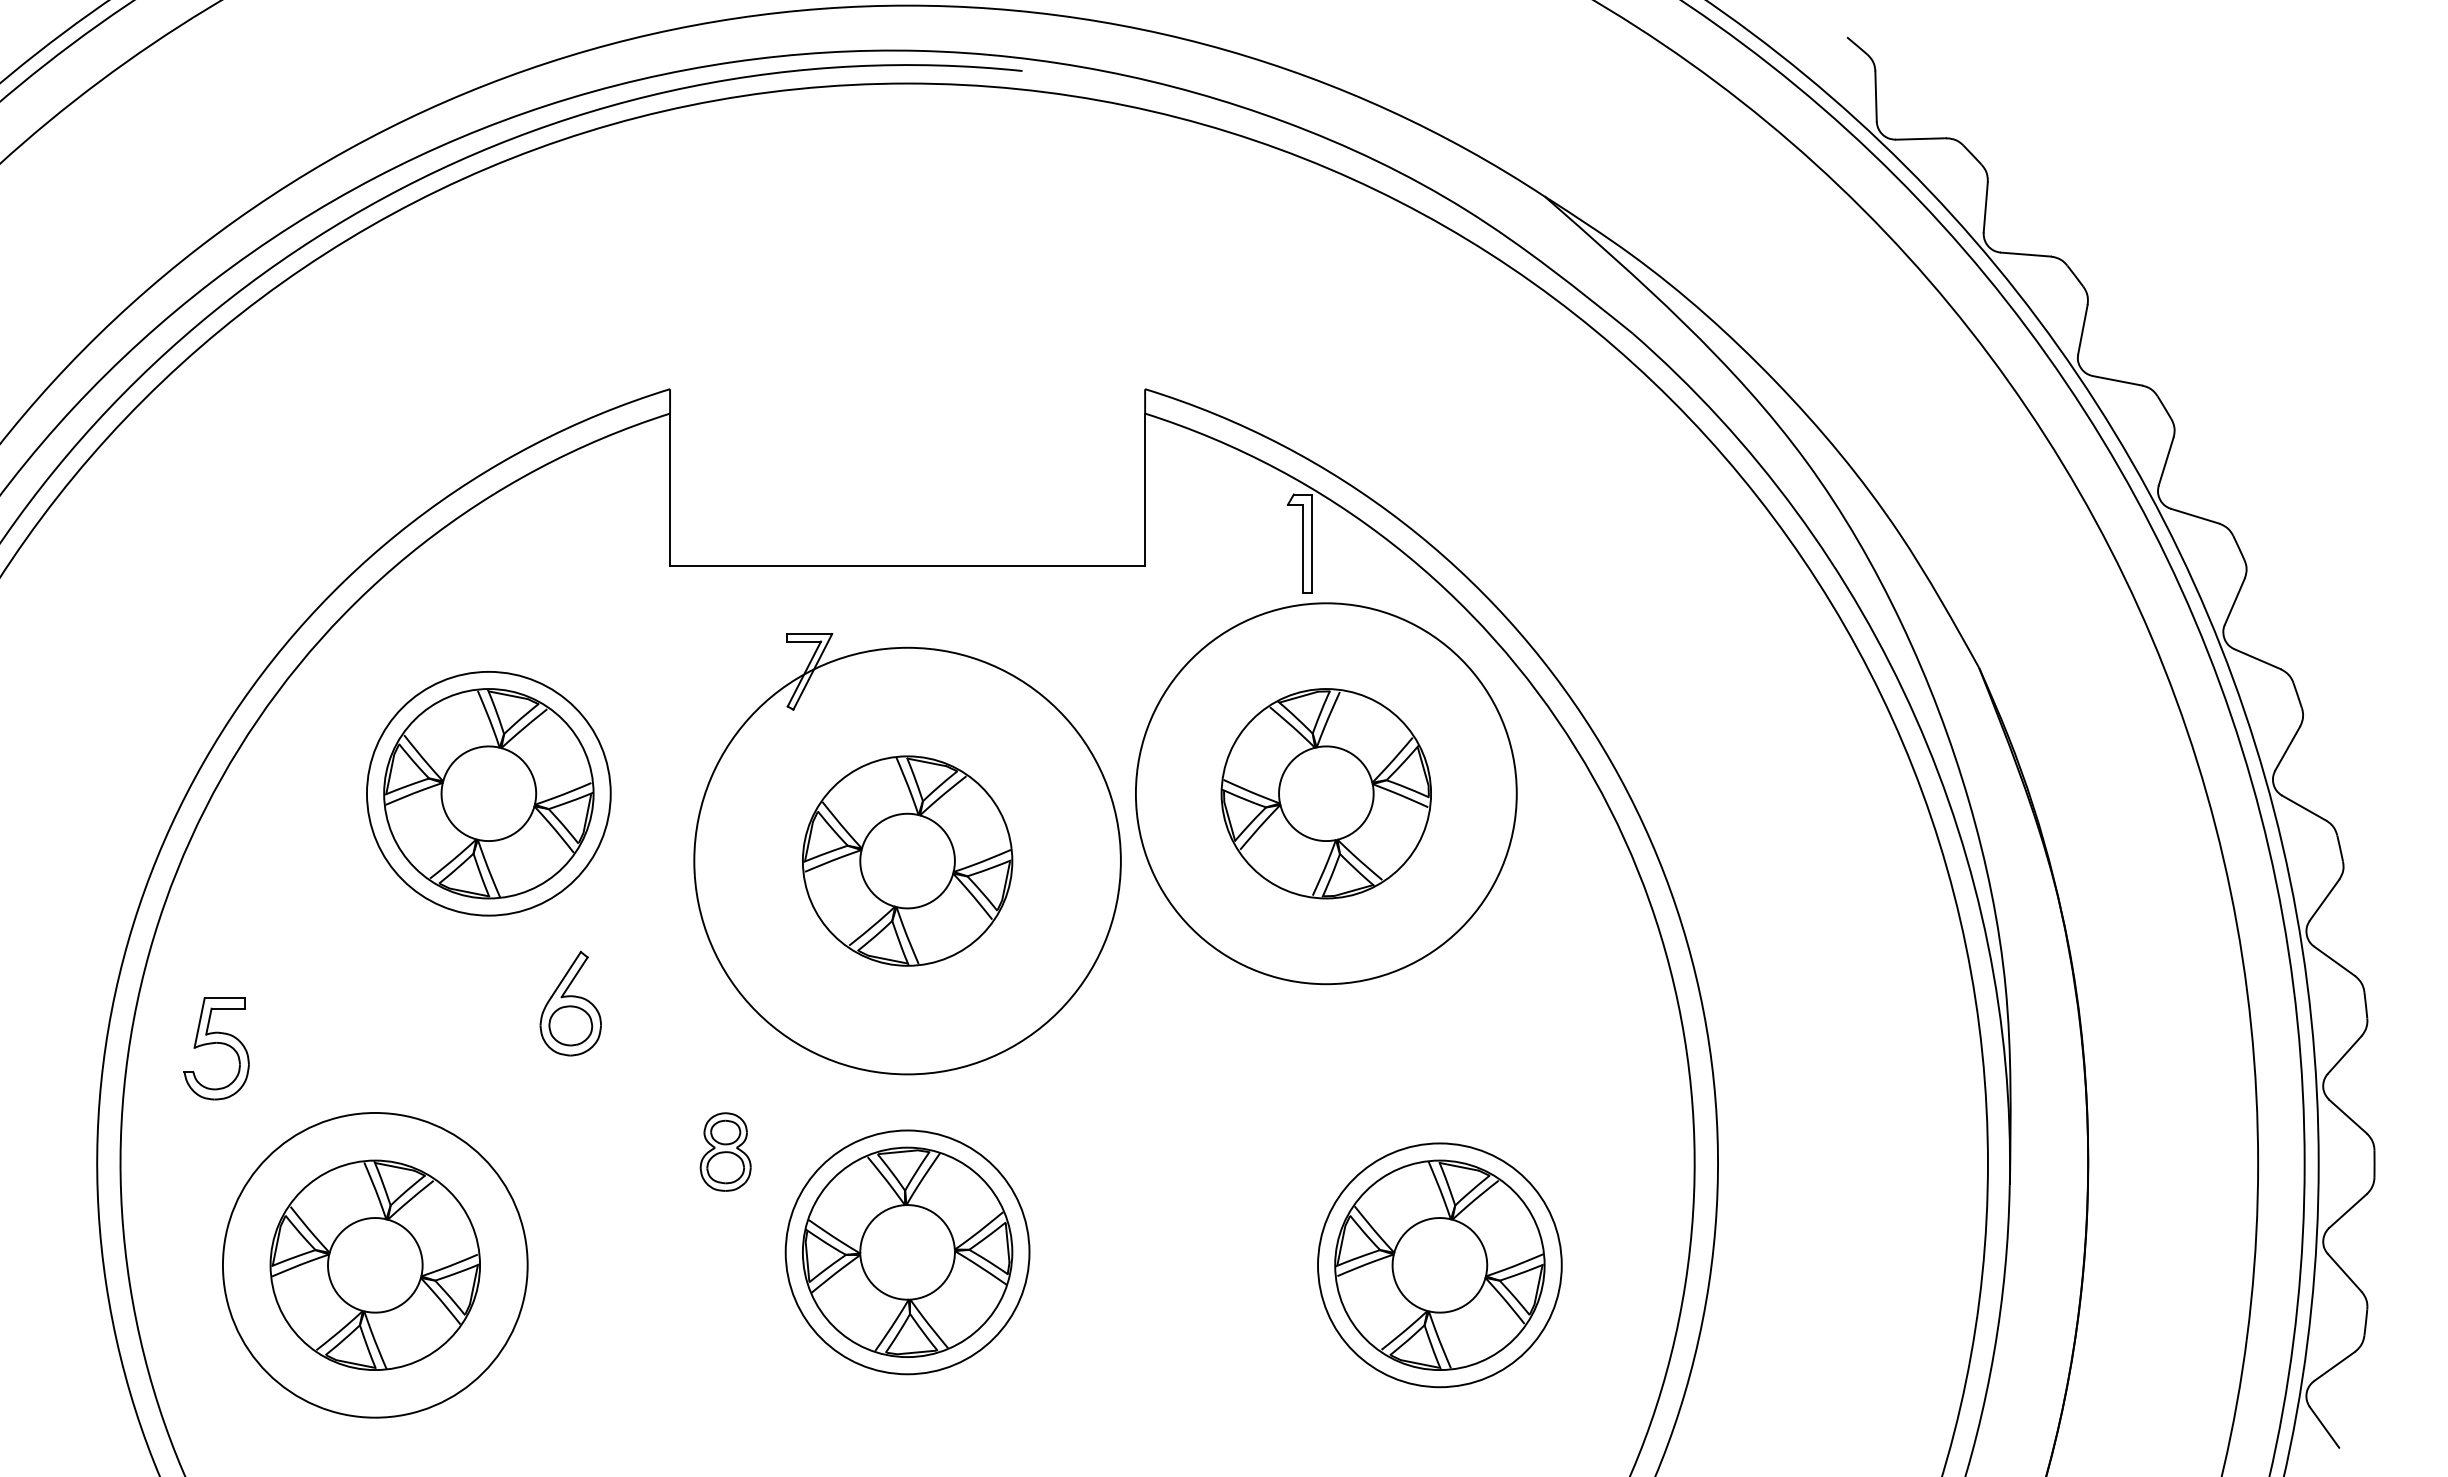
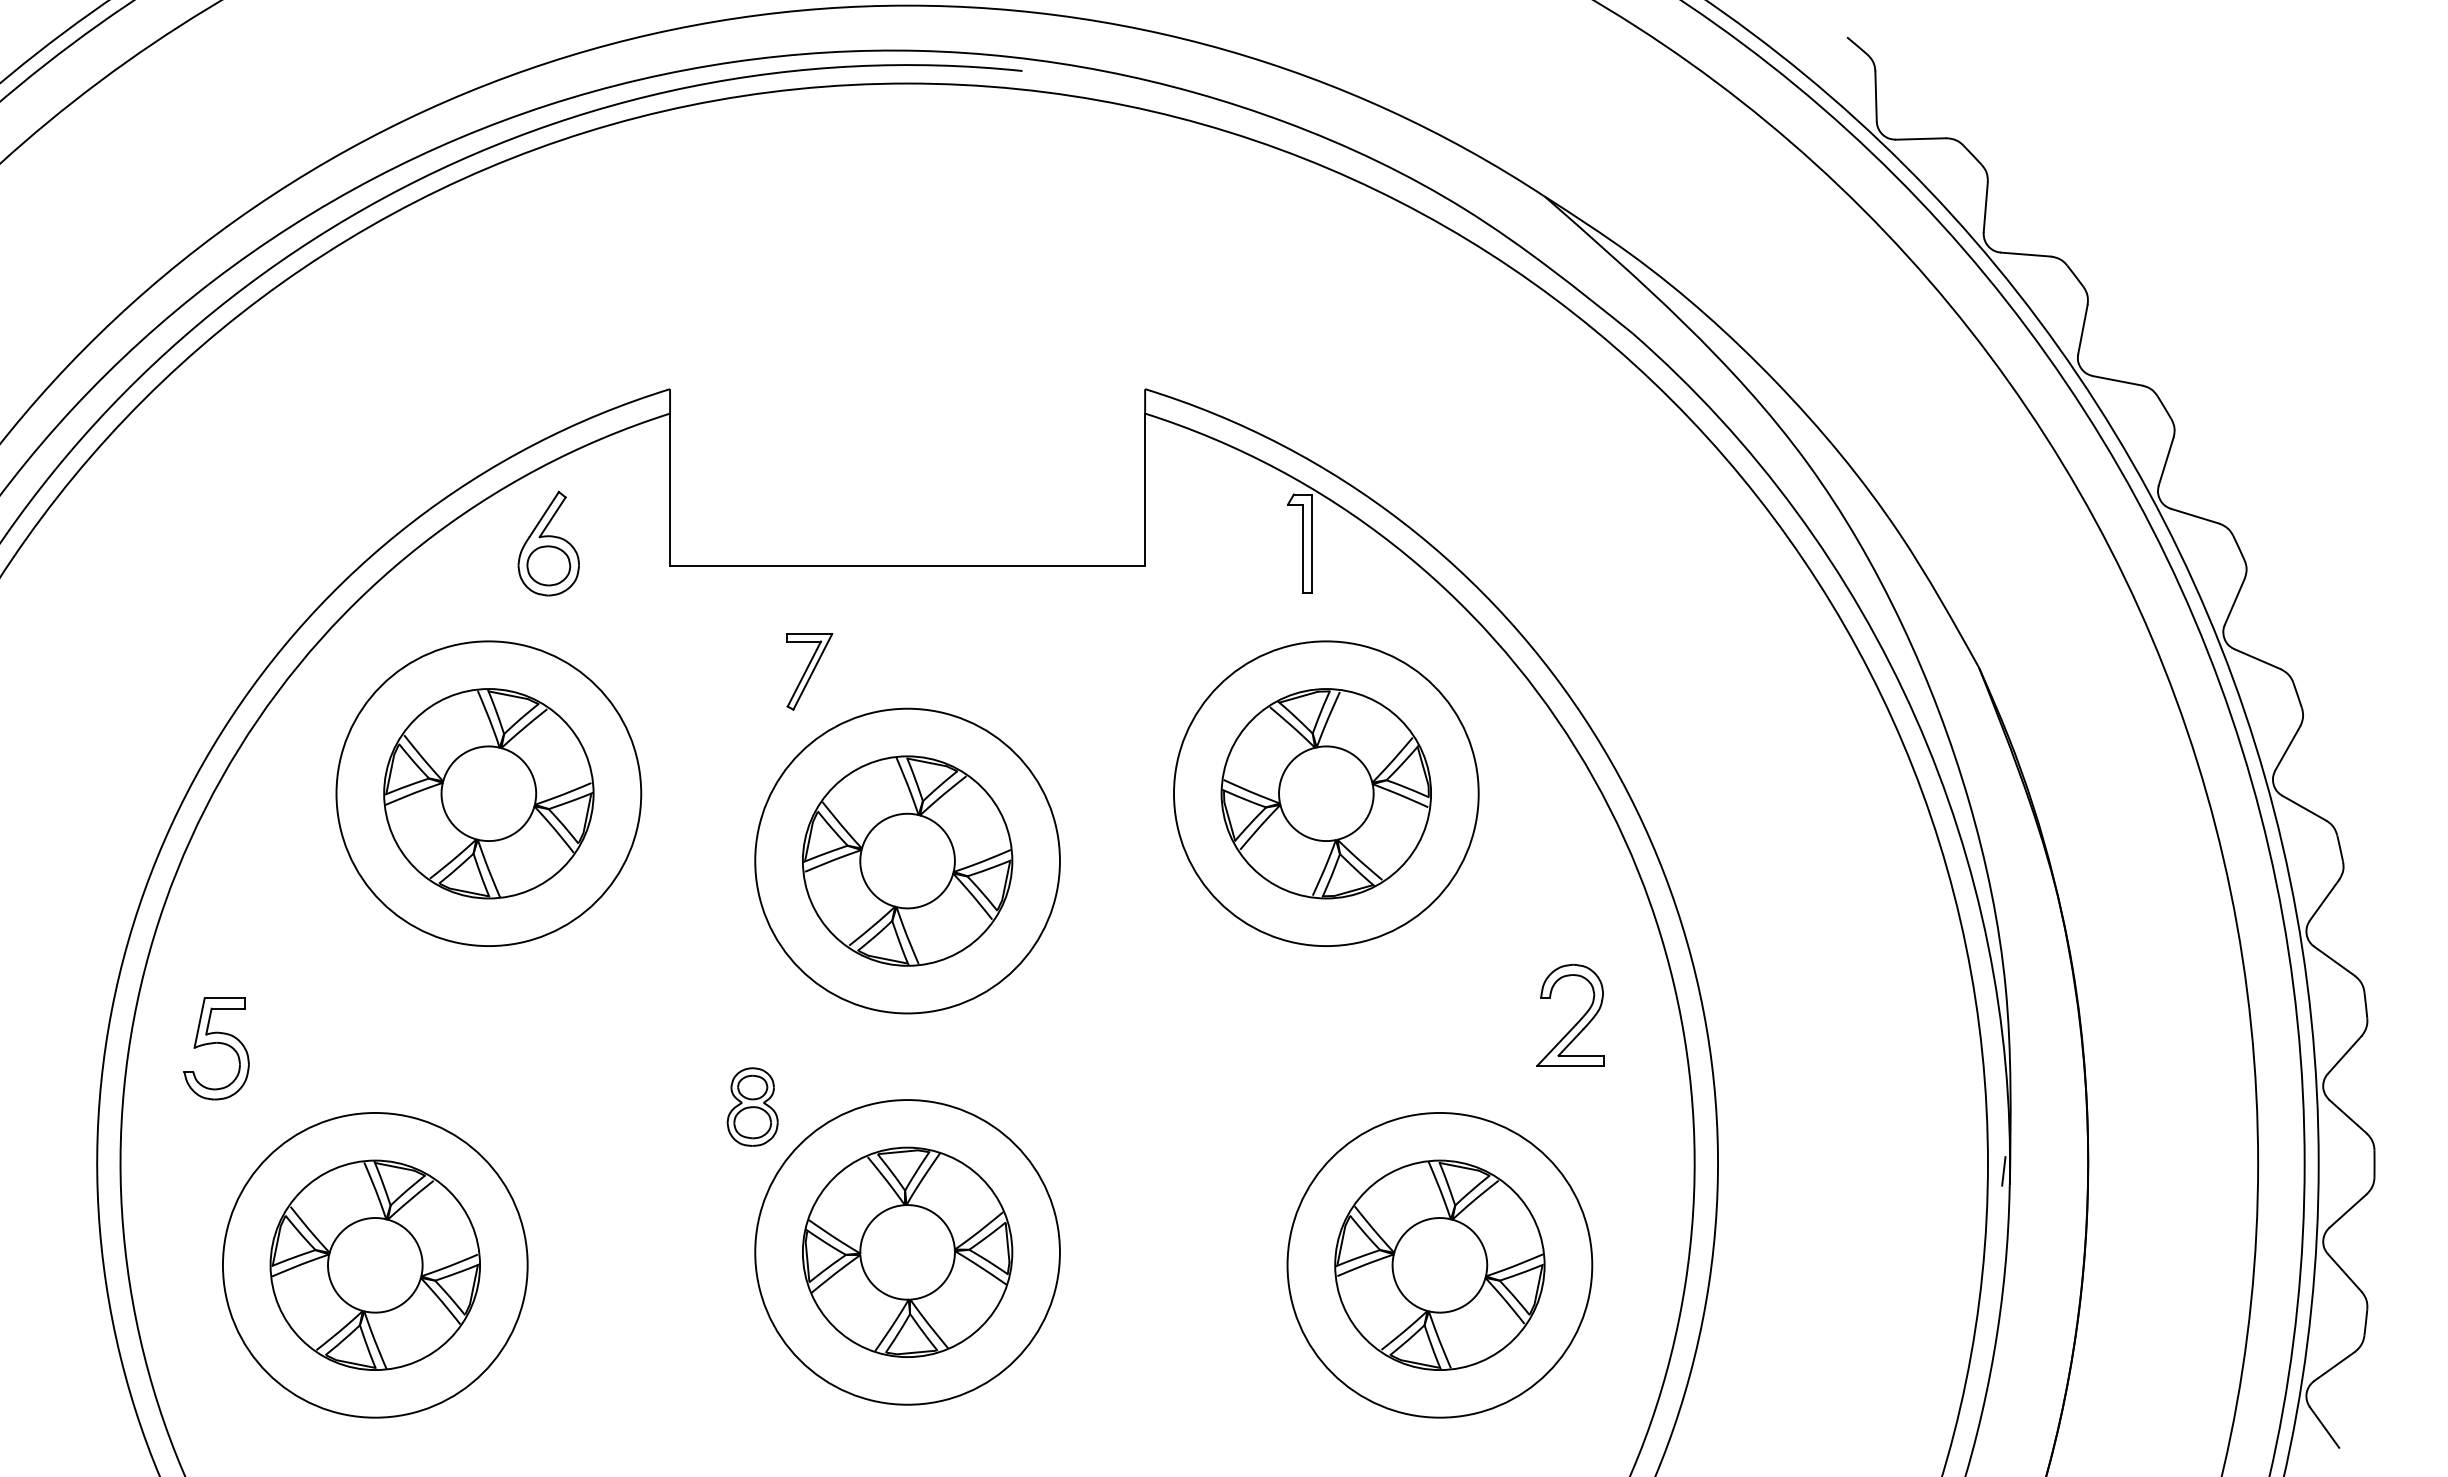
circle diameter: 244 px -> 305 px (488, 793)
circle diameter: 381 px -> 305 px (1326, 793)
circle diameter: 427 px -> 305 px (907, 860)
part position: (570, 1003) -> (548, 543) (548, 543)
part: none -> present (1577, 1021)
part position: (725, 1151) -> (752, 1106) (752, 1106)
line: none -> present (2003, 1171)
circle diameter: 244 px -> 305 px (907, 1252)
circle diameter: 244 px -> 305 px (1439, 1264)
